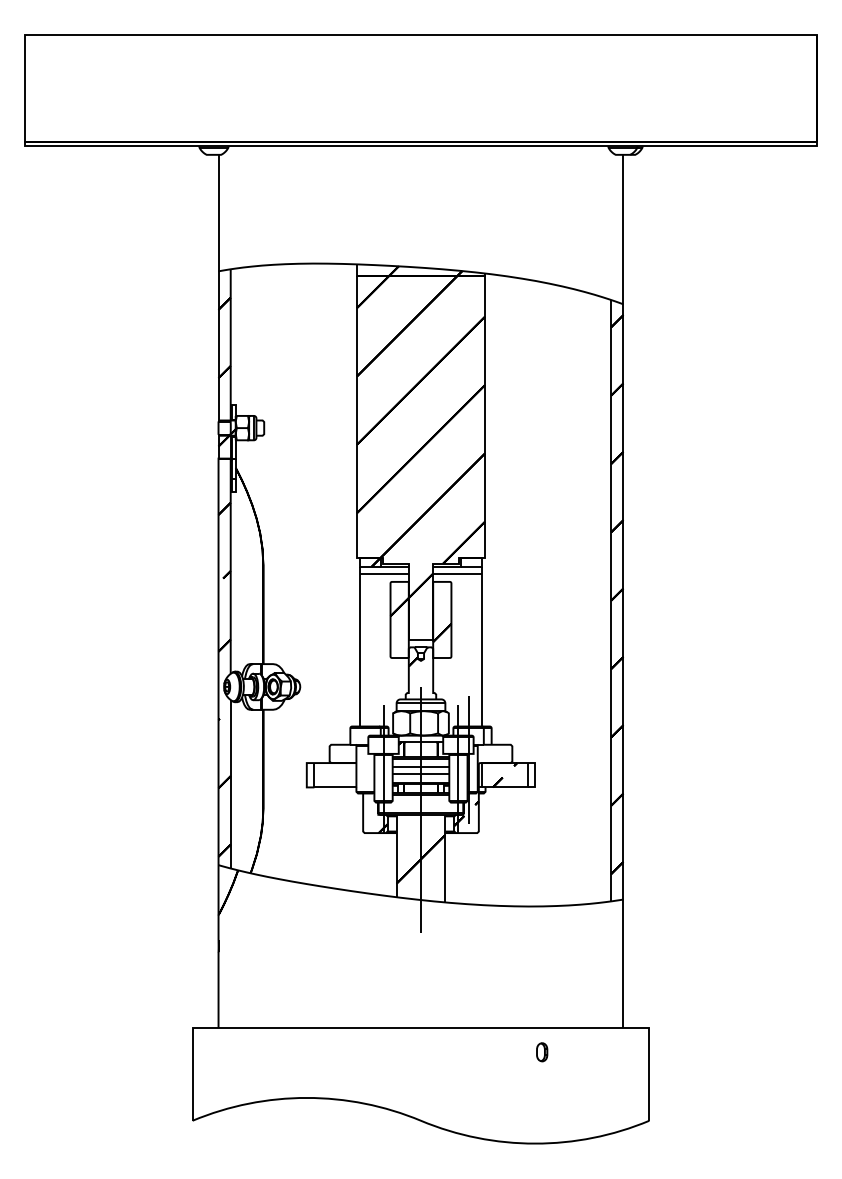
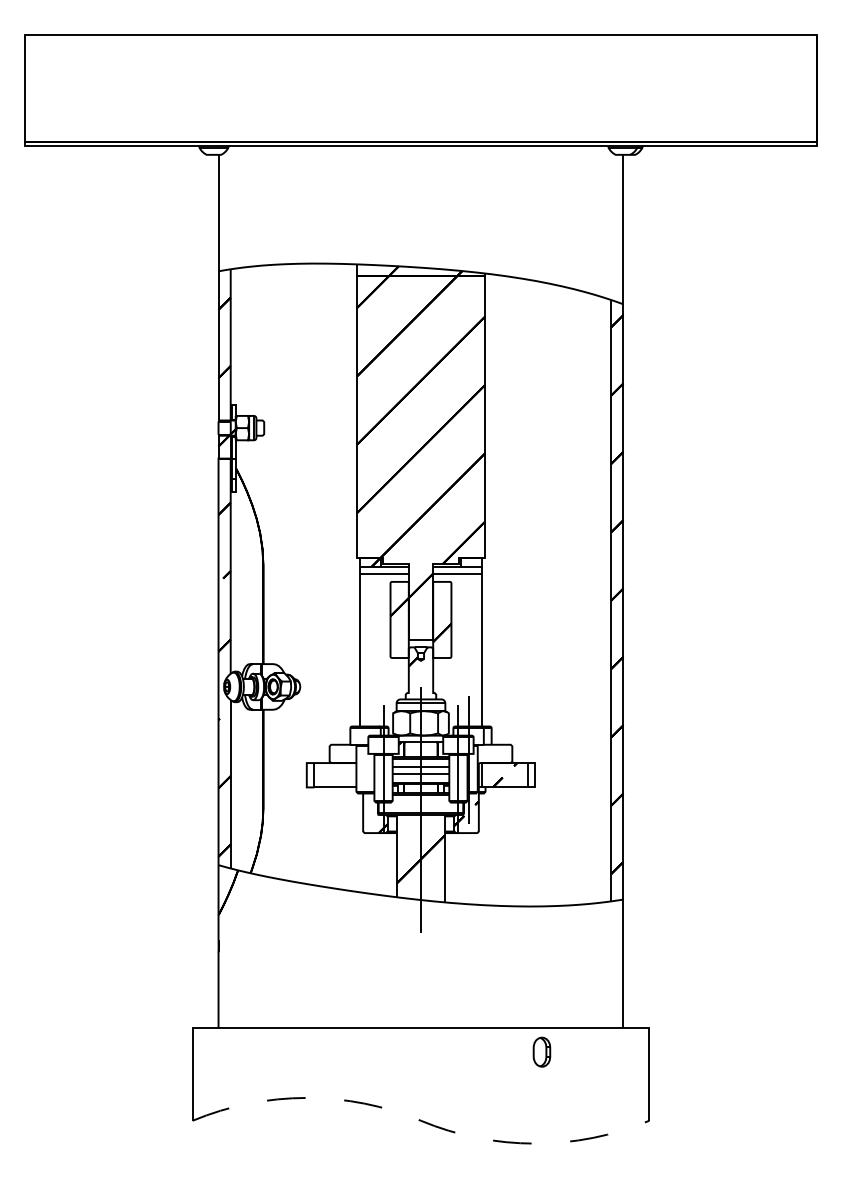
part size: 13x21 px -> 20x32 px (541, 1051)
line: solid -> dashed (421, 1120)
